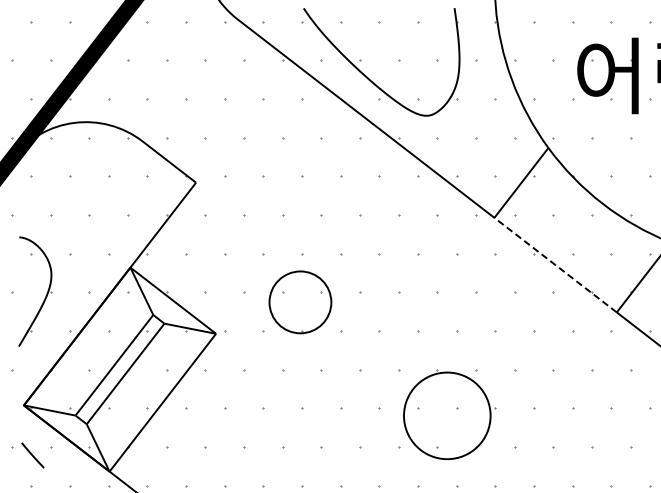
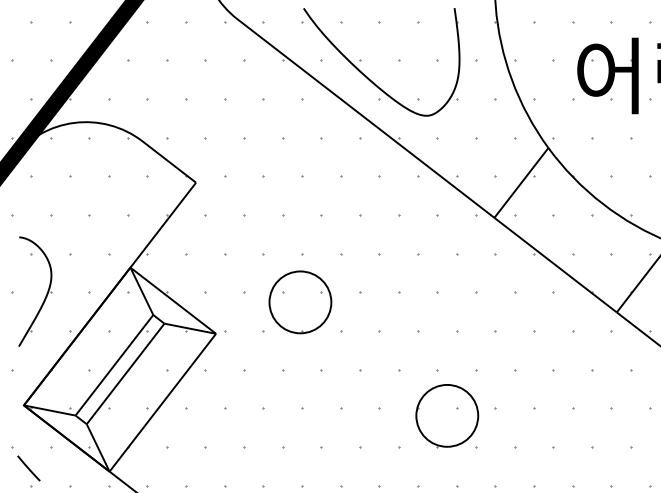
line: dashed -> solid (555, 264)
circle diameter: 87 px -> 62 px (447, 415)
line position: (32, 455) -> (28, 468) (28, 468)
